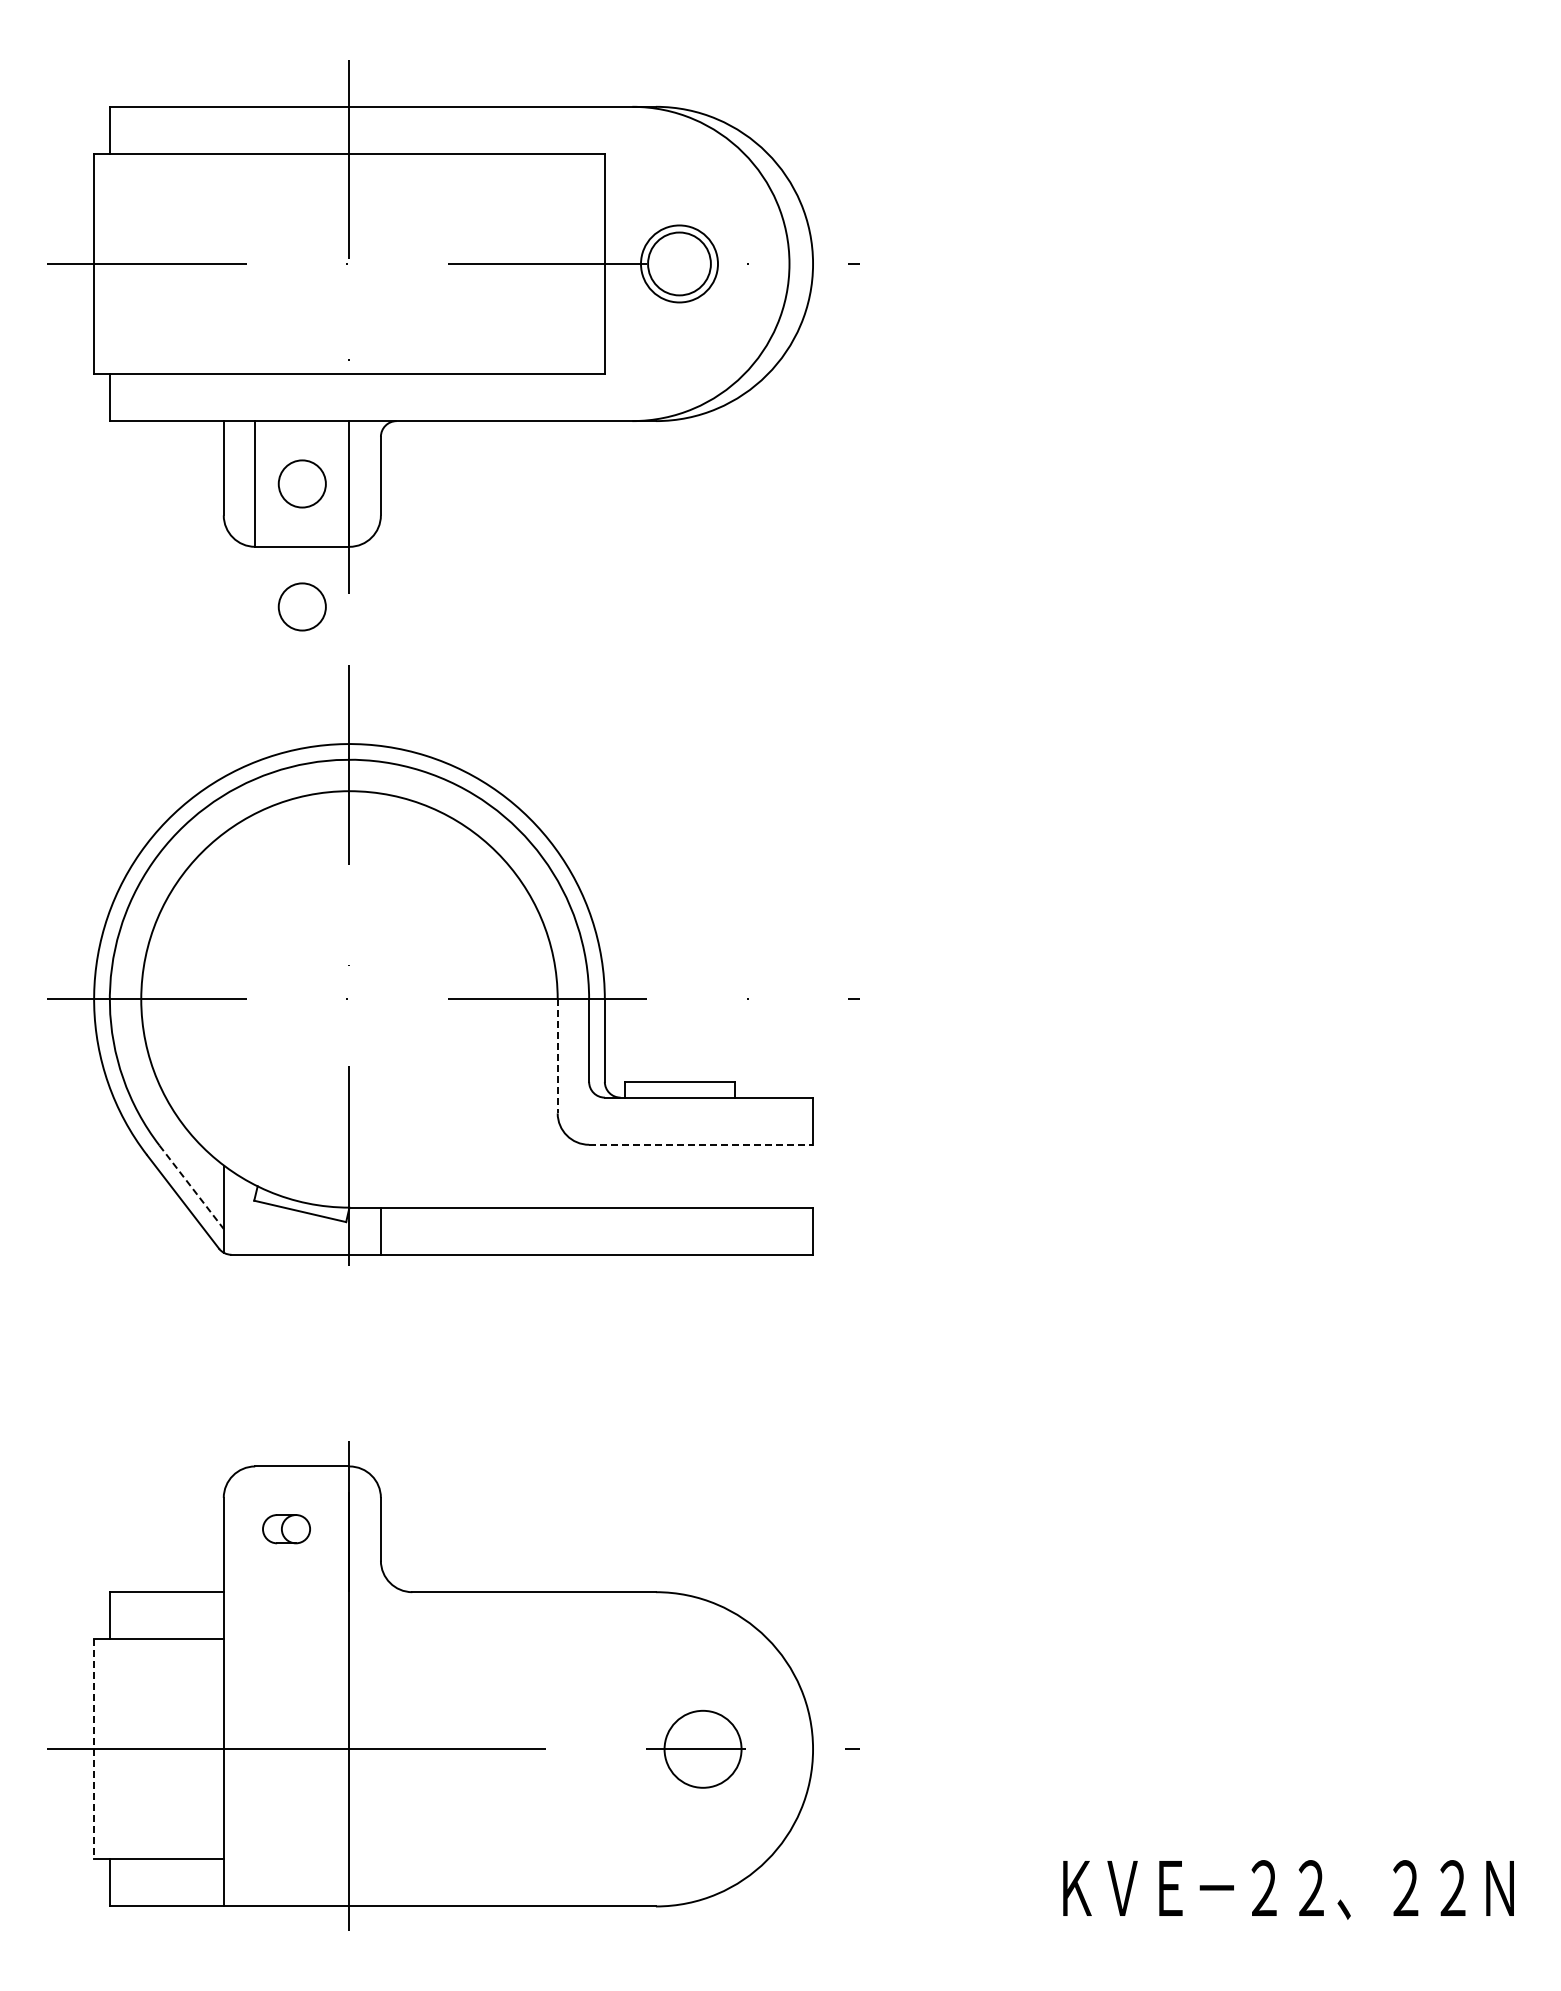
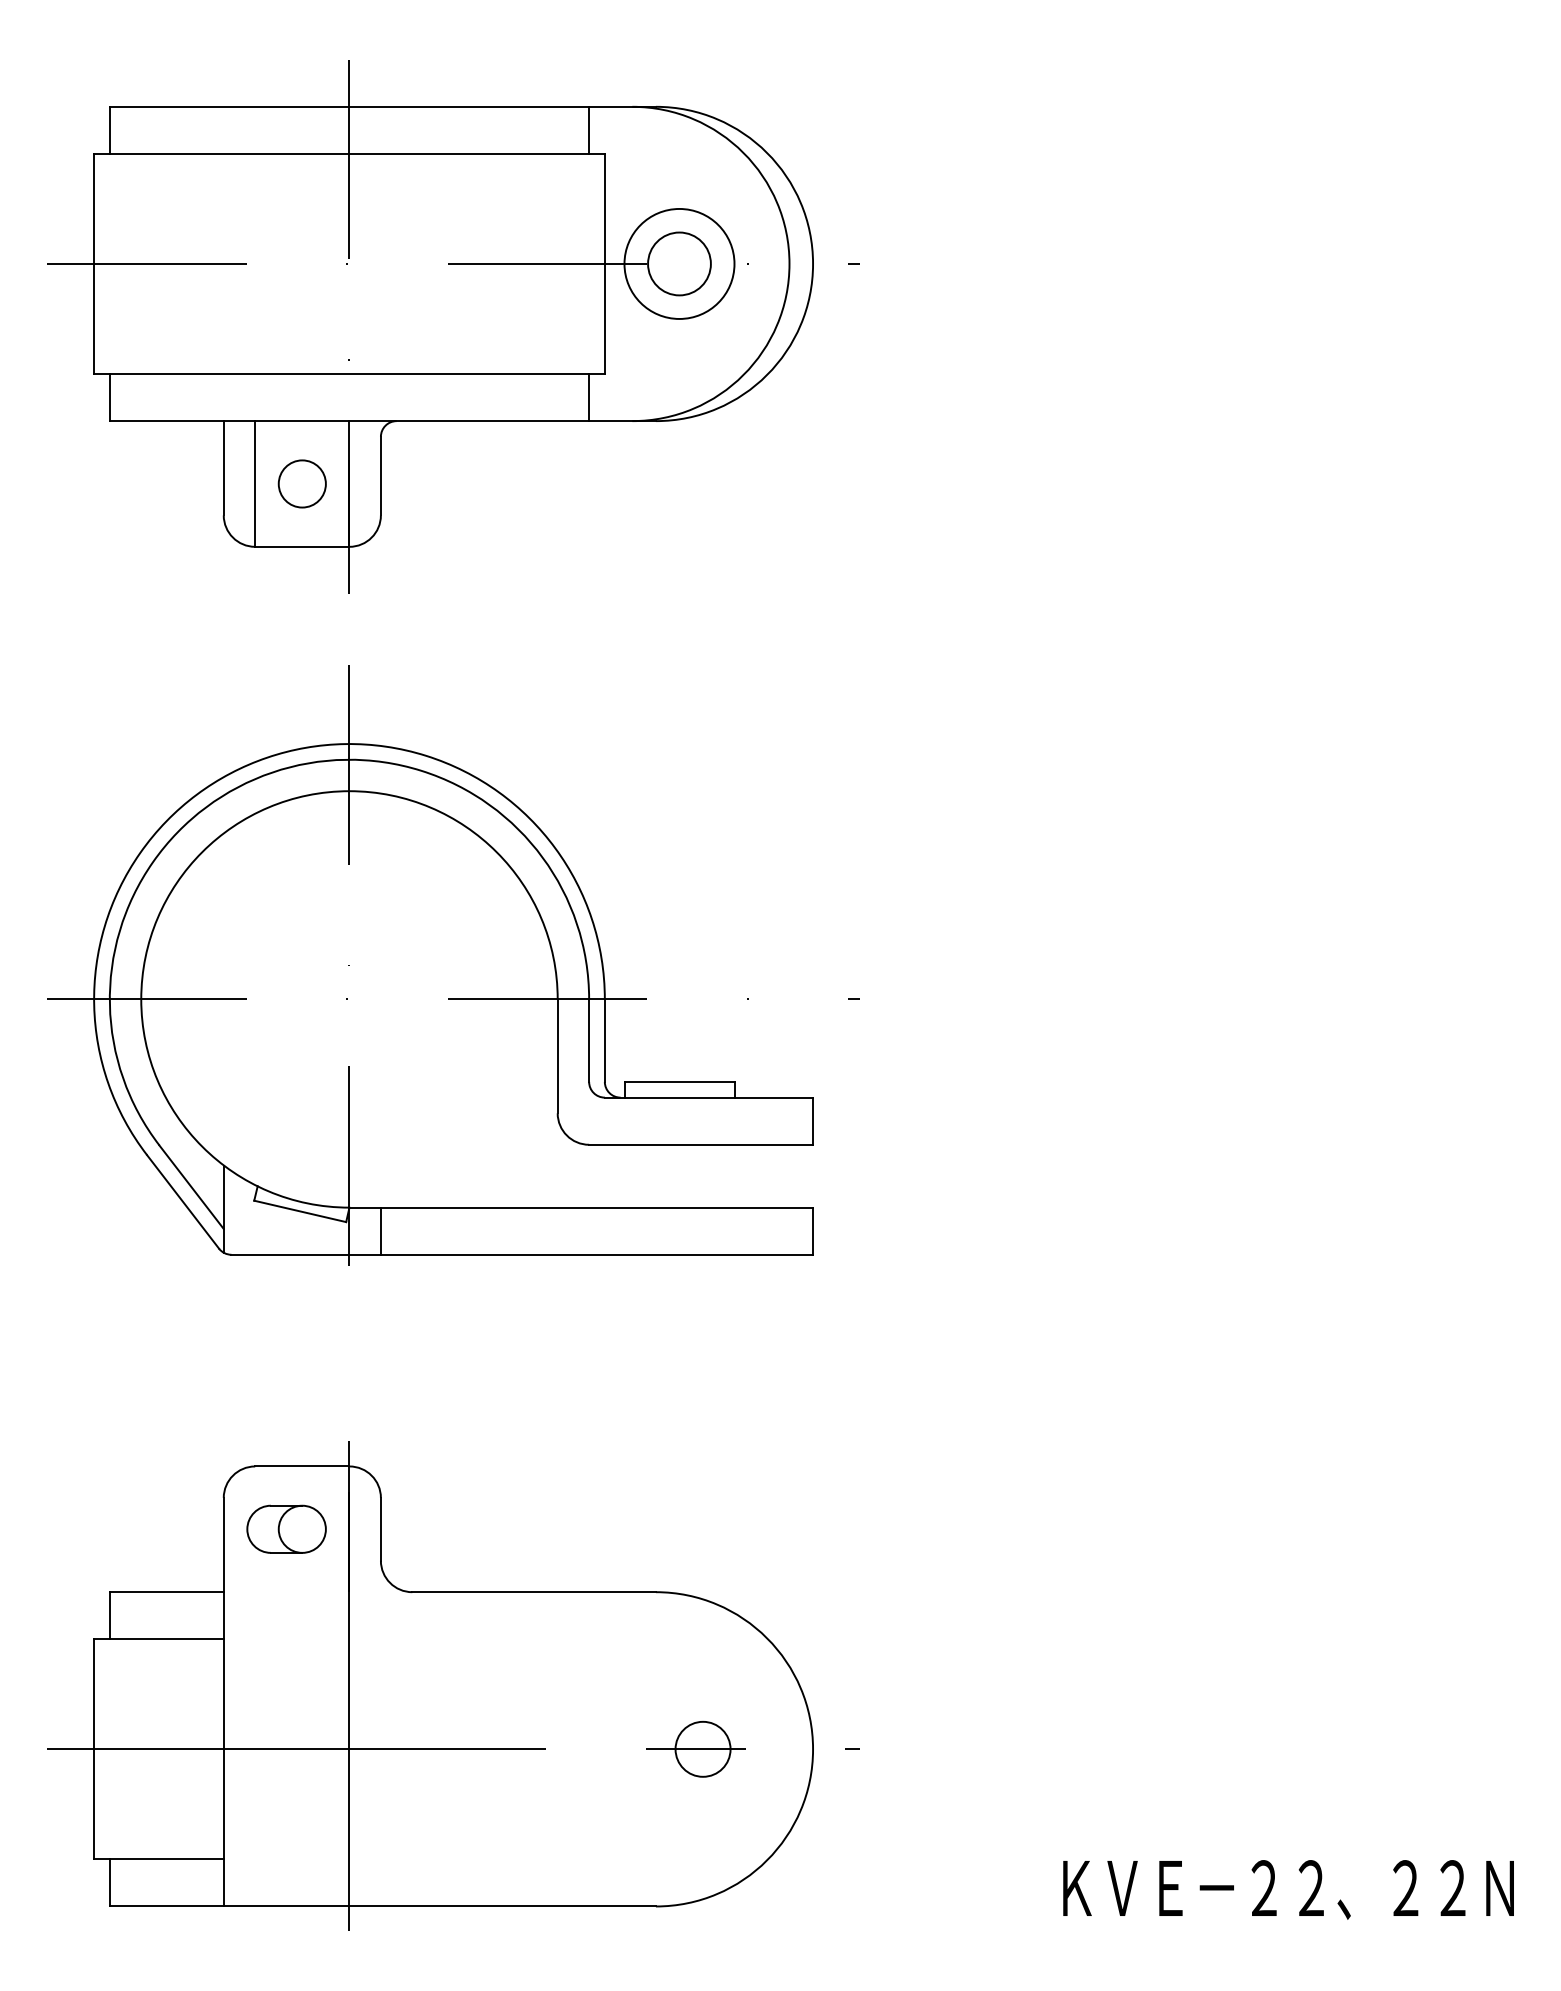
line: none -> present (589, 129)
circle diameter: 77 px -> 110 px (679, 263)
line: none -> present (589, 397)
circle: present -> none (301, 606)
line: dashed -> solid (557, 1056)
line: dashed -> solid (701, 1144)
line: dashed -> solid (191, 1187)
part size: 49x31 px -> 81x50 px (286, 1528)
circle diameter: 77 px -> 55 px (702, 1748)
line: dashed -> solid (94, 1749)
